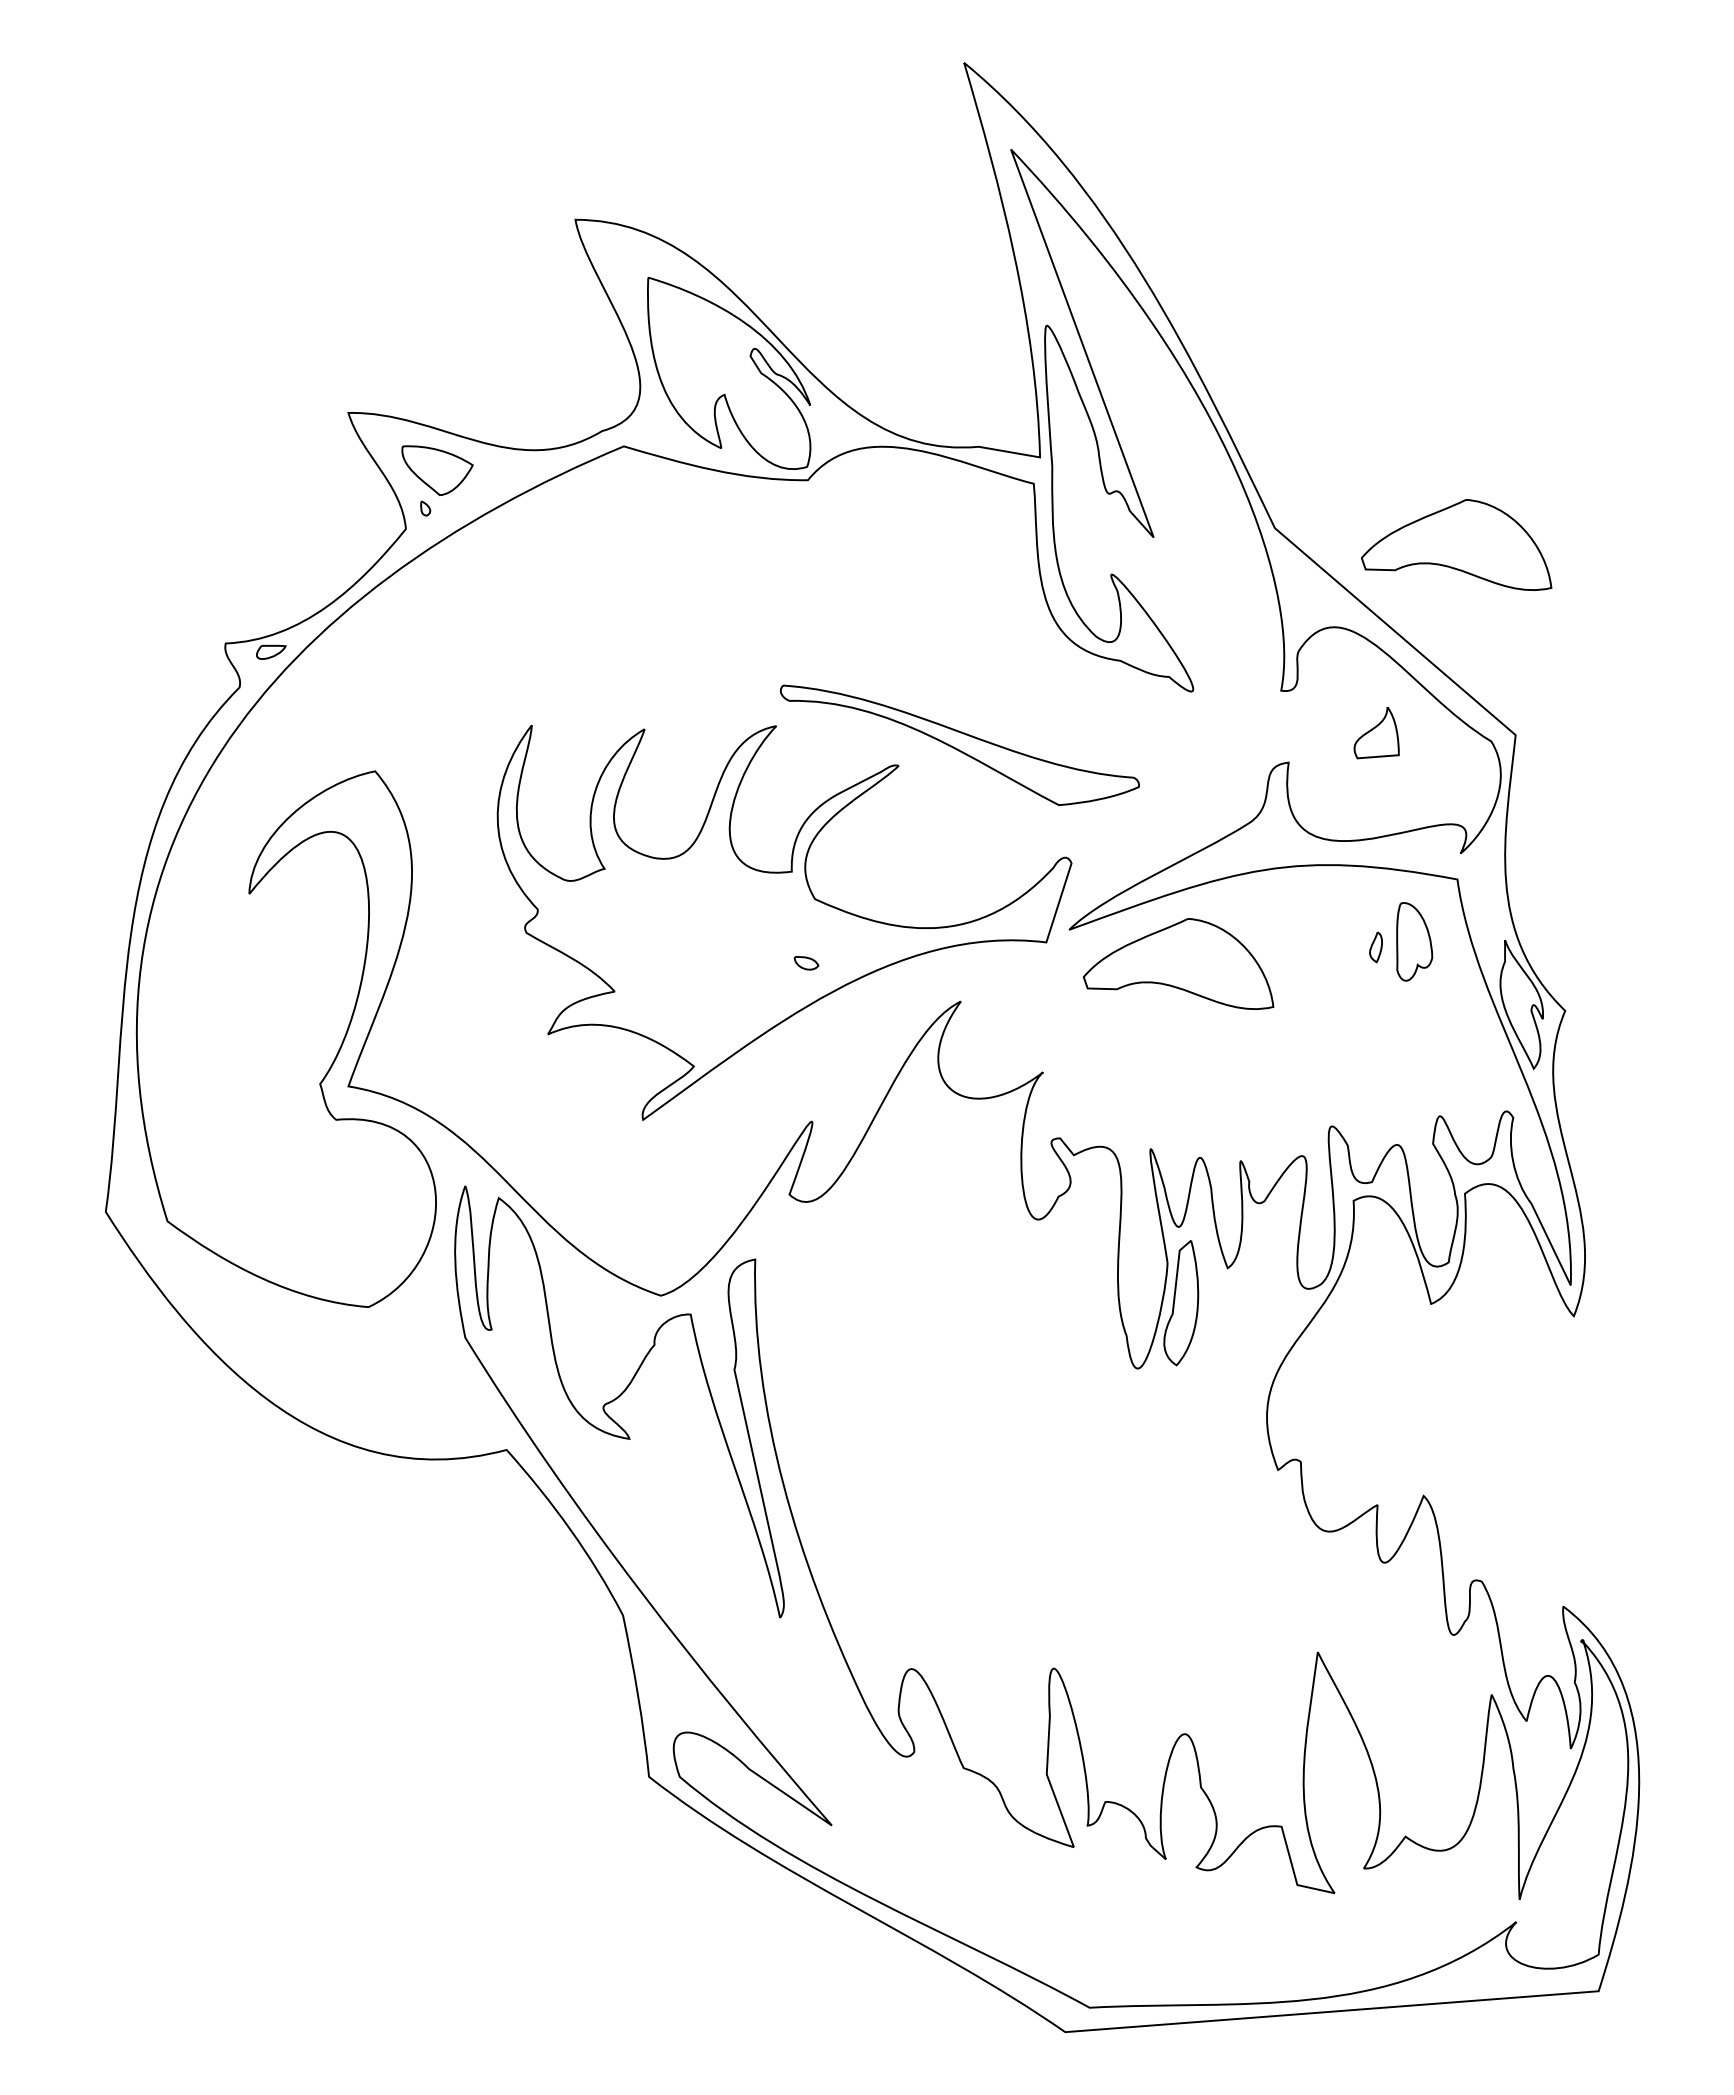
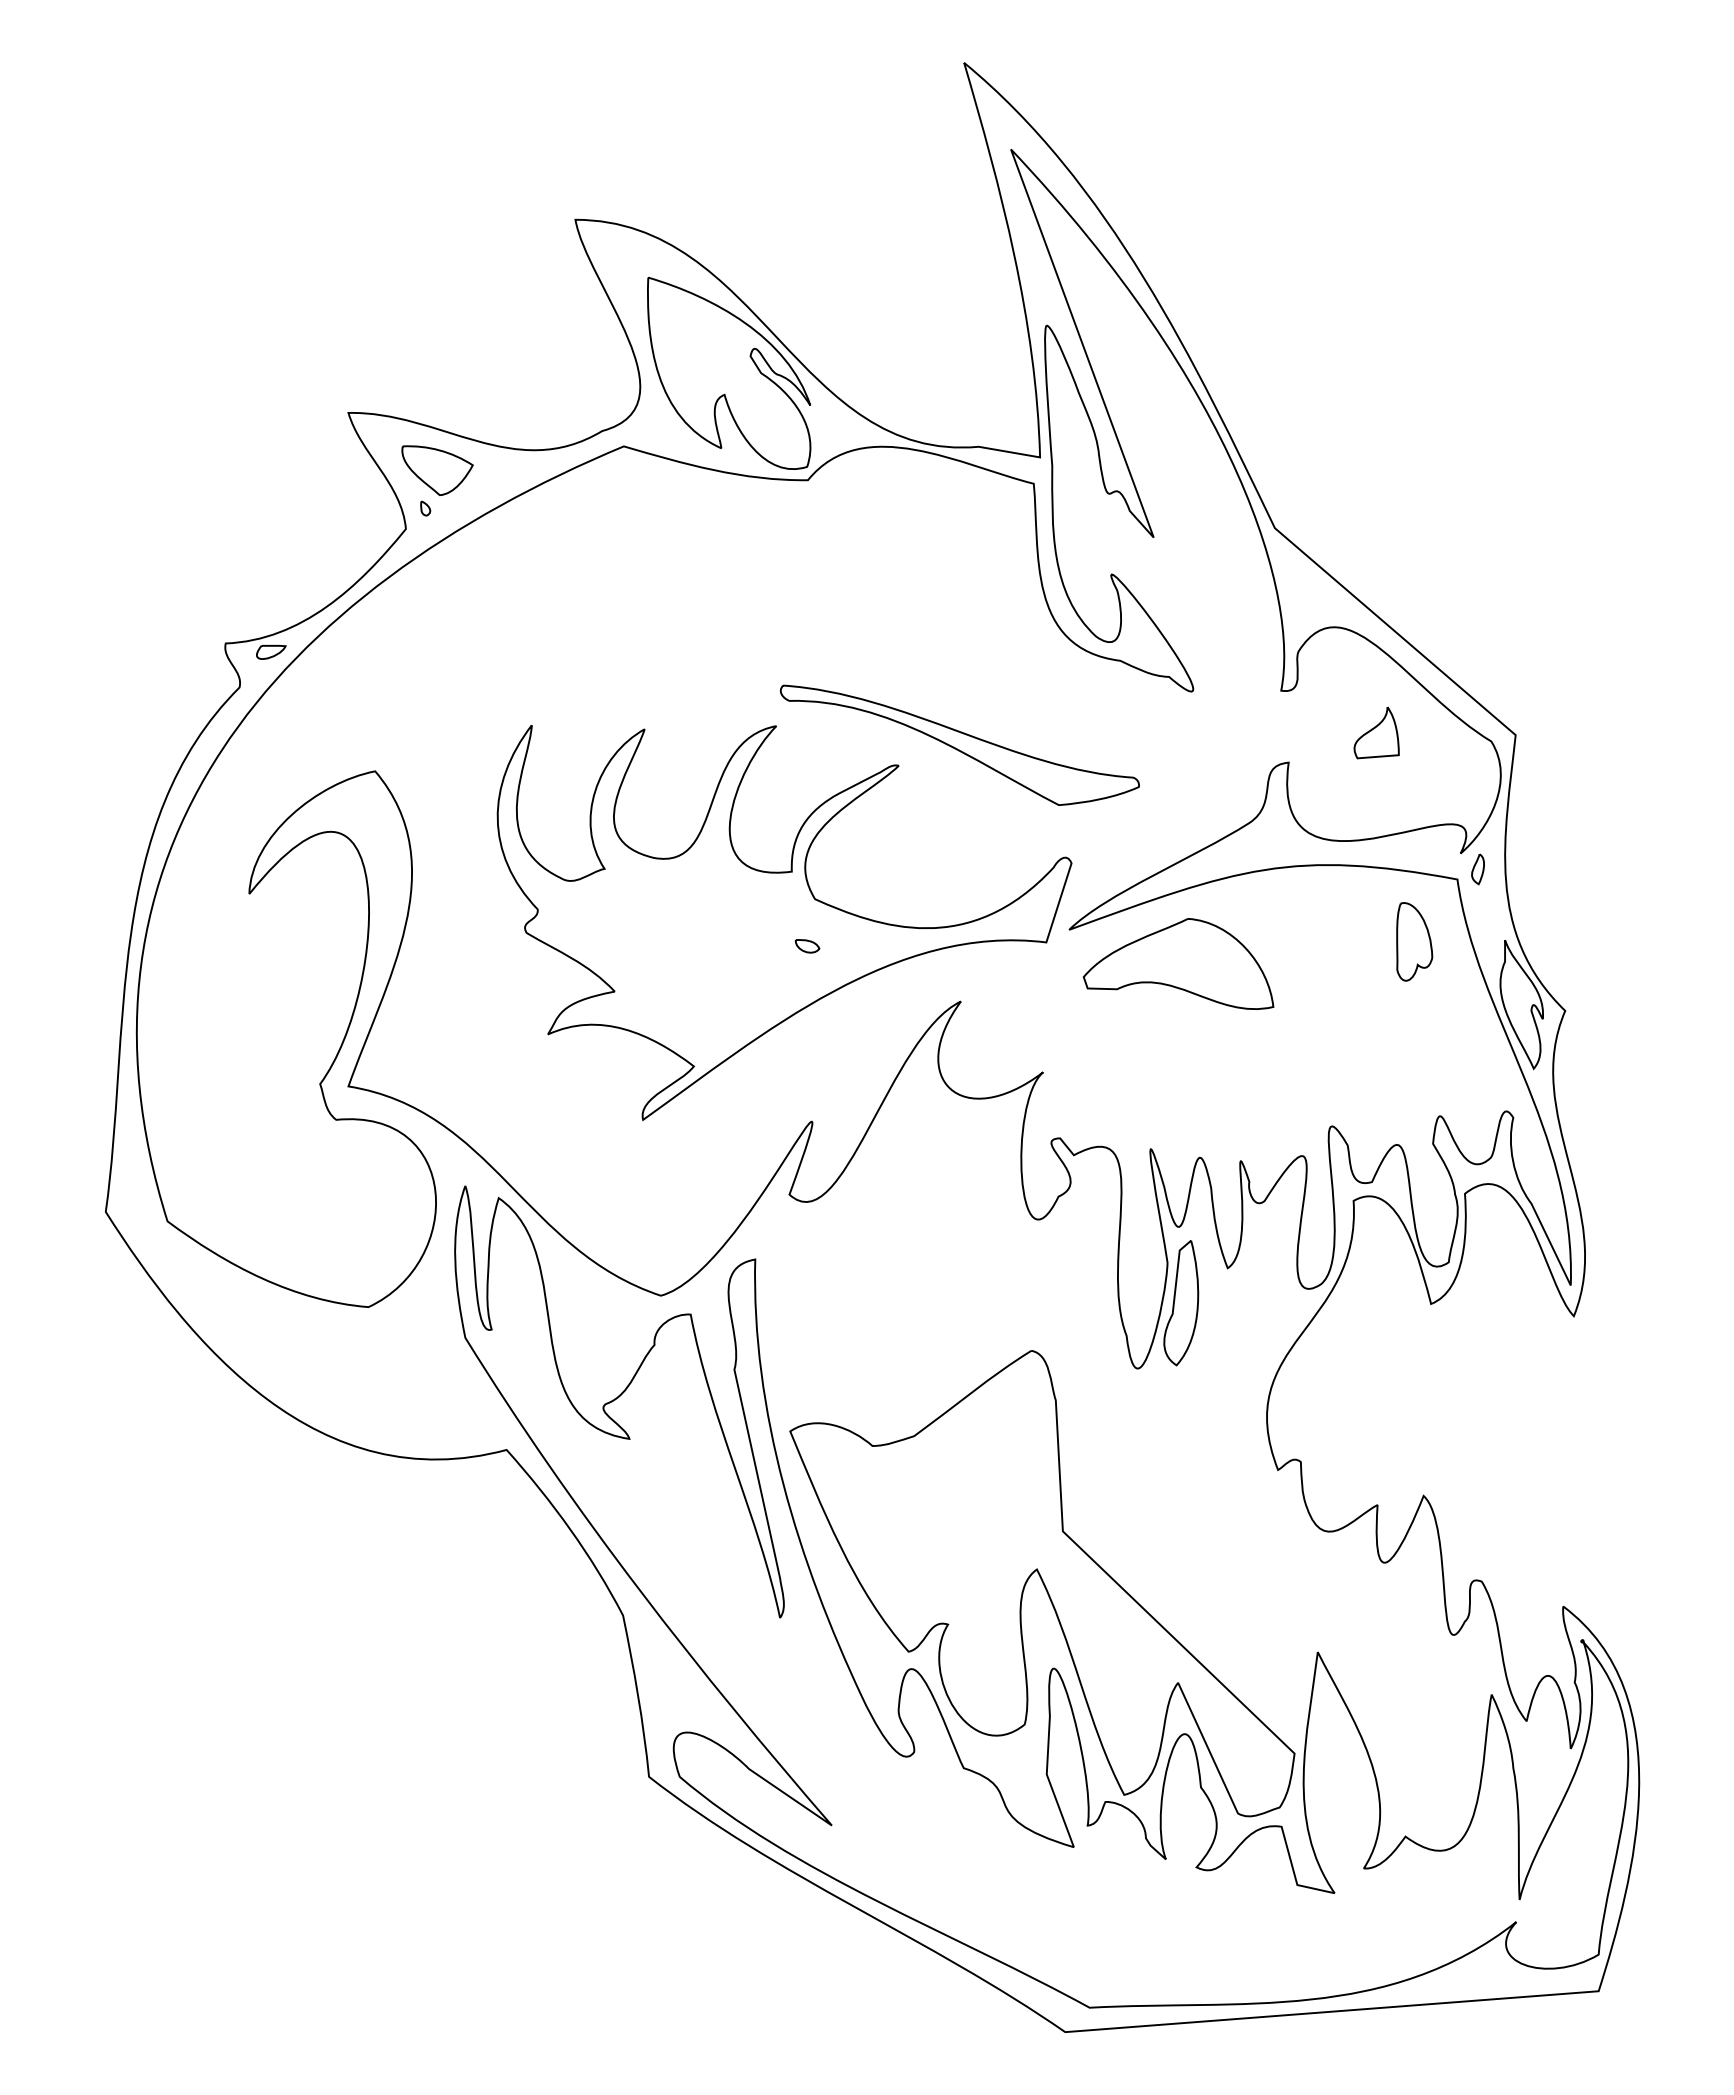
part: present -> none (1456, 544)
part position: (1375, 947) -> (1477, 869) (1477, 869)
part position: (806, 963) -> (807, 946) (807, 946)
part: none -> present (1042, 1583)
